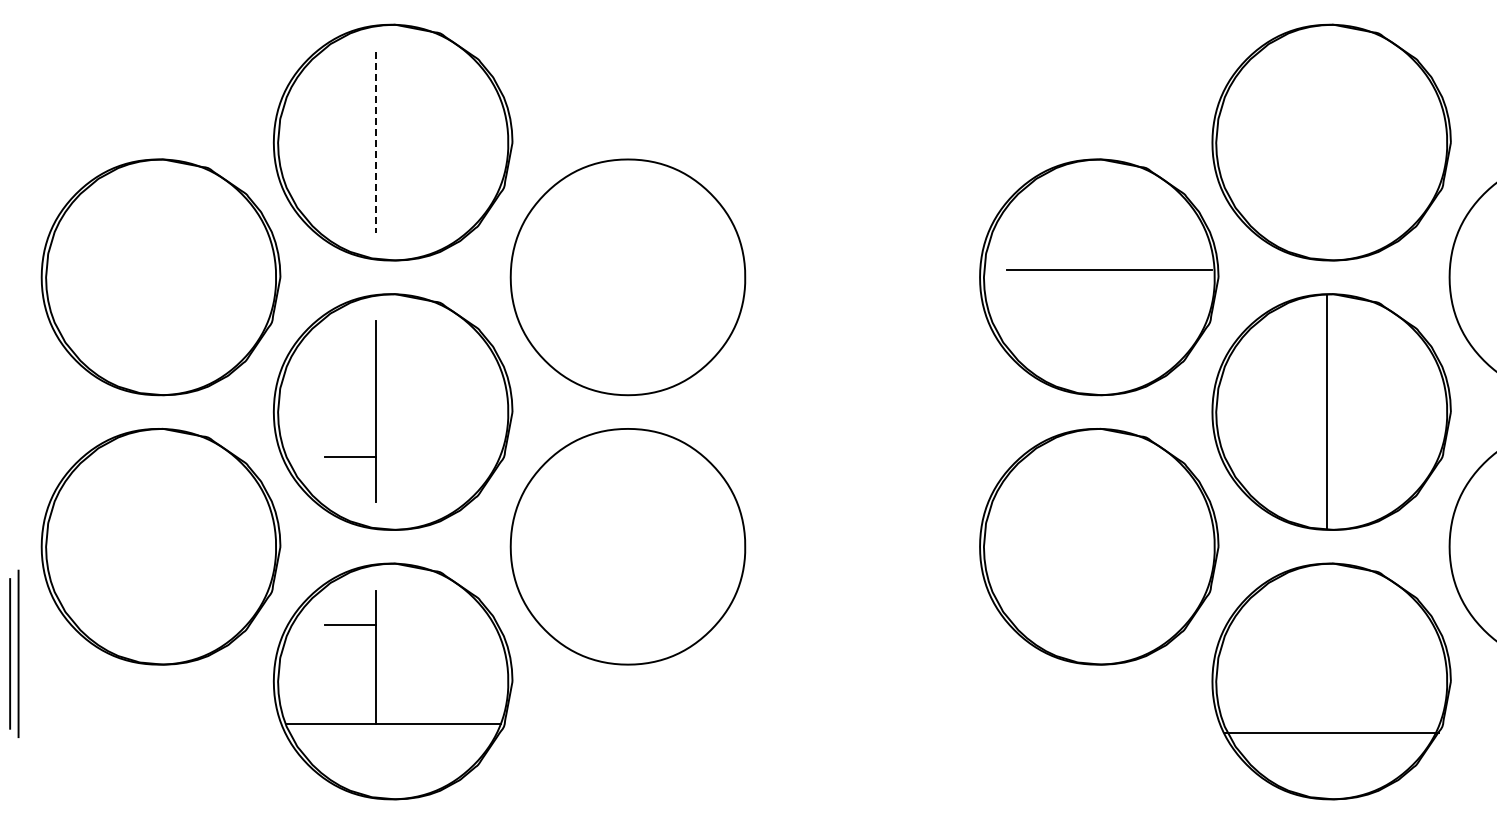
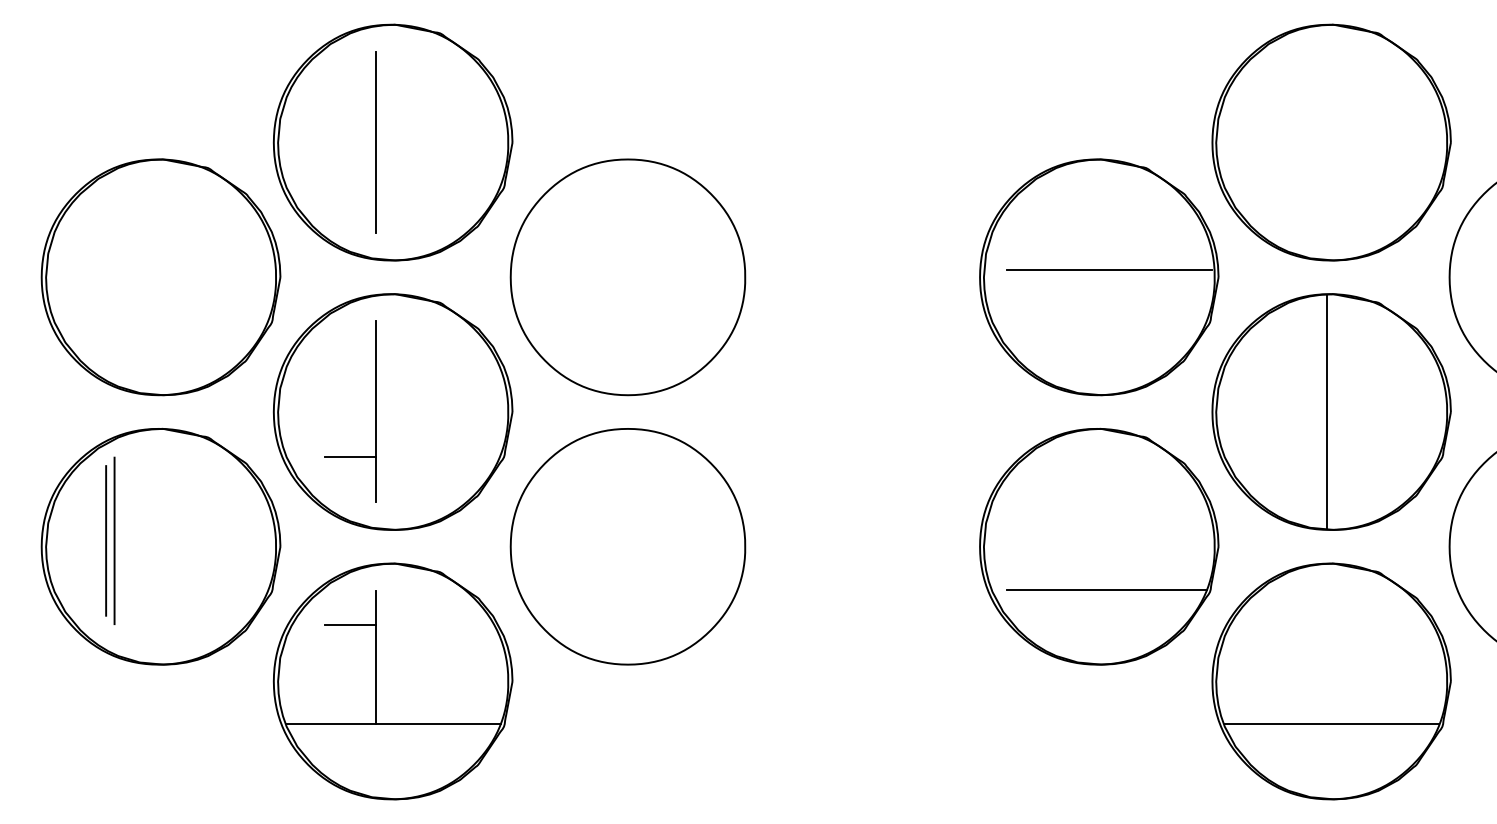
line: dashed -> solid (375, 142)
line: none -> present (1106, 589)
part position: (14, 653) -> (110, 540) (110, 540)
line position: (1331, 733) -> (1331, 724) (1331, 724)
